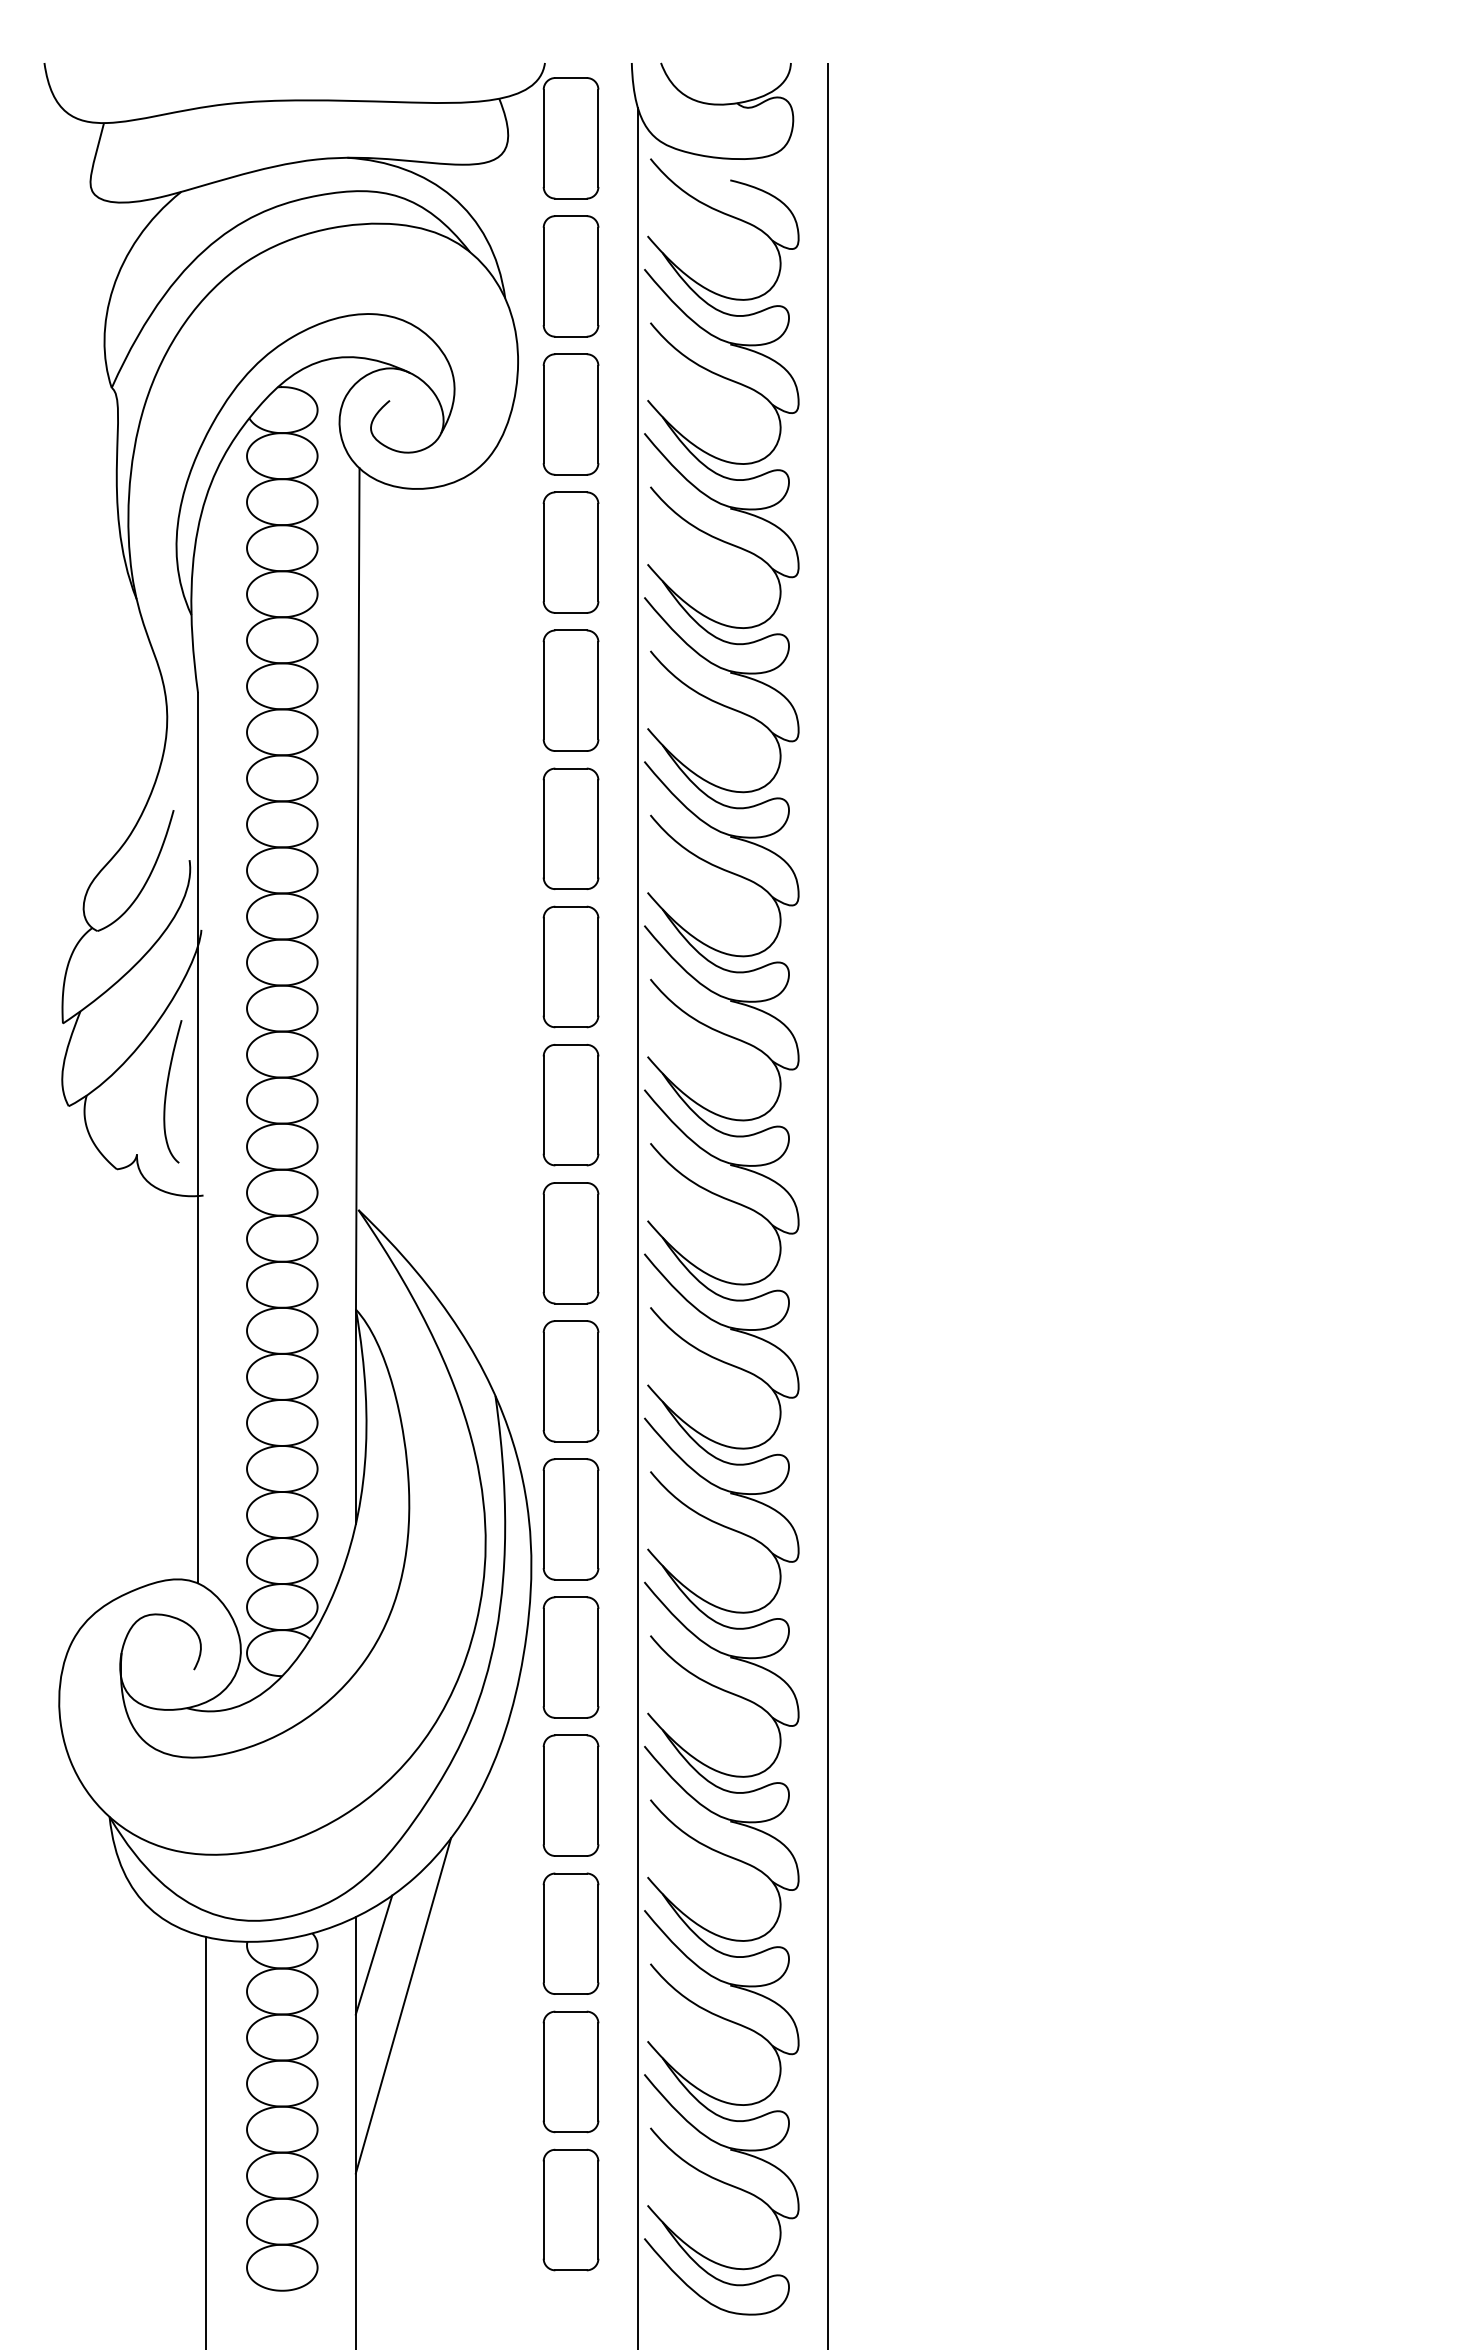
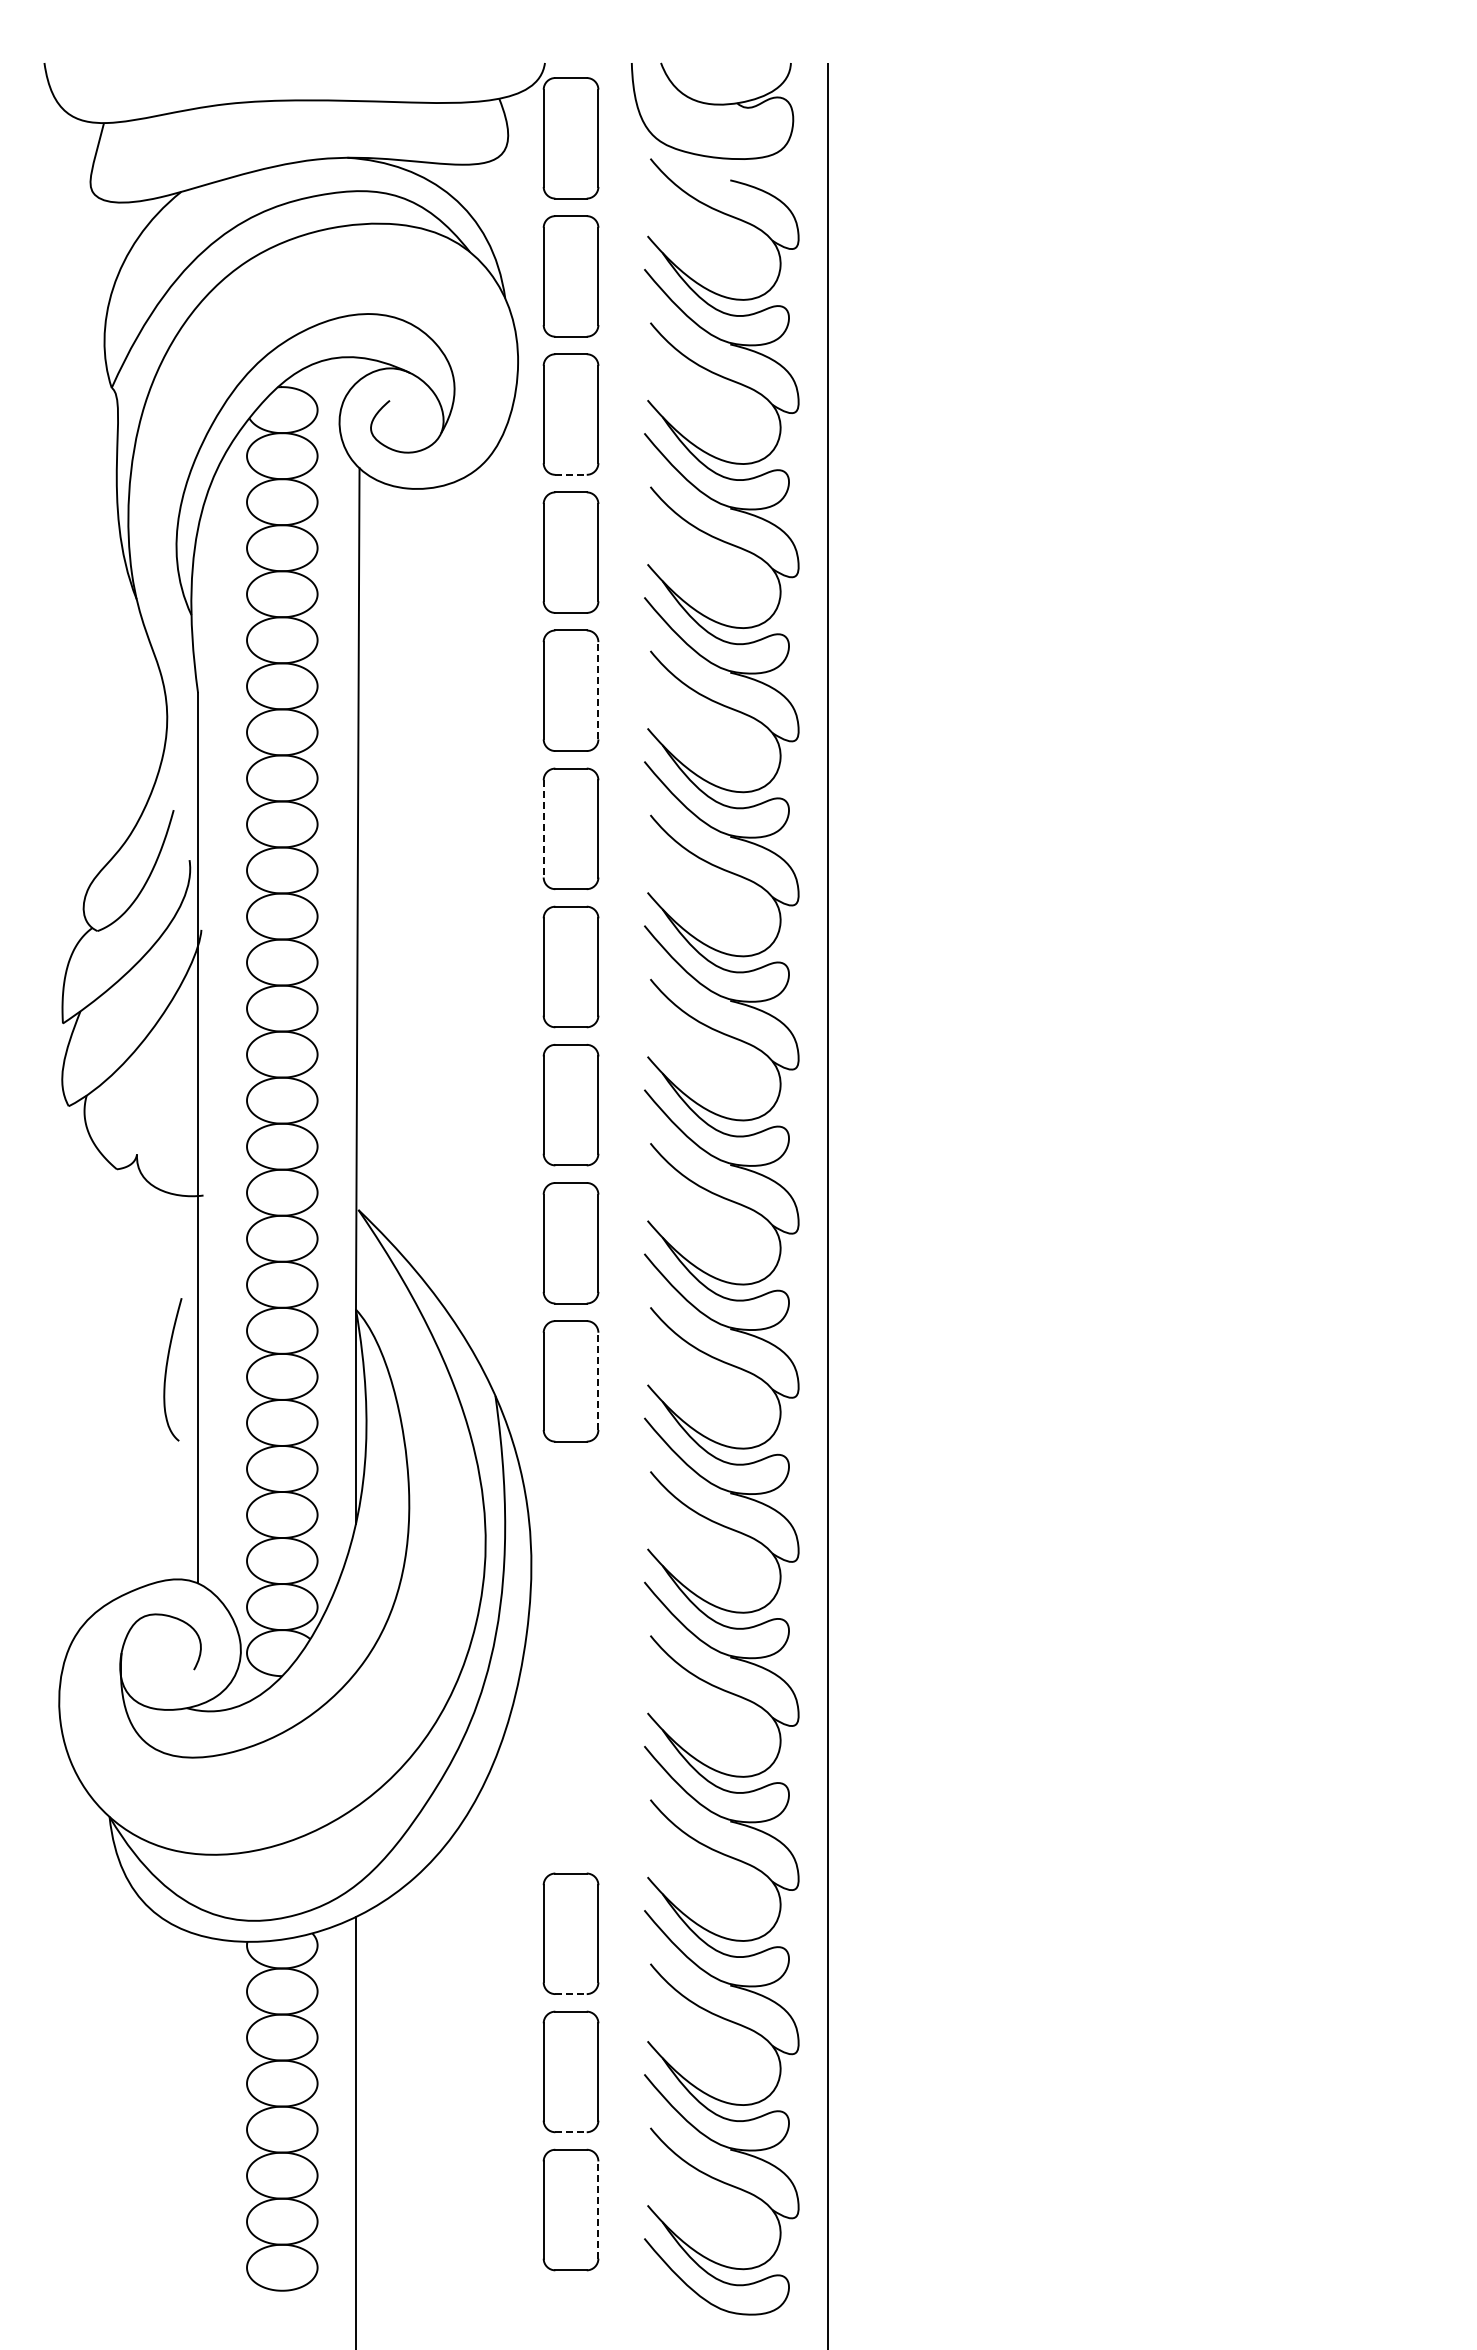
line: solid -> dashed (571, 474)
line: solid -> dashed (598, 690)
line: solid -> dashed (543, 828)
curve position: (167, 1091) -> (167, 1369) (167, 1369)
line: present -> none (637, 1226)
line: solid -> dashed (598, 1381)
part: present -> none (570, 1519)
part: present -> none (570, 1657)
part: present -> none (570, 1795)
line: present -> none (373, 1954)
line: solid -> dashed (571, 1994)
line: present -> none (403, 2005)
line: solid -> dashed (571, 2132)
line: present -> none (205, 2141)
line: solid -> dashed (598, 2210)
